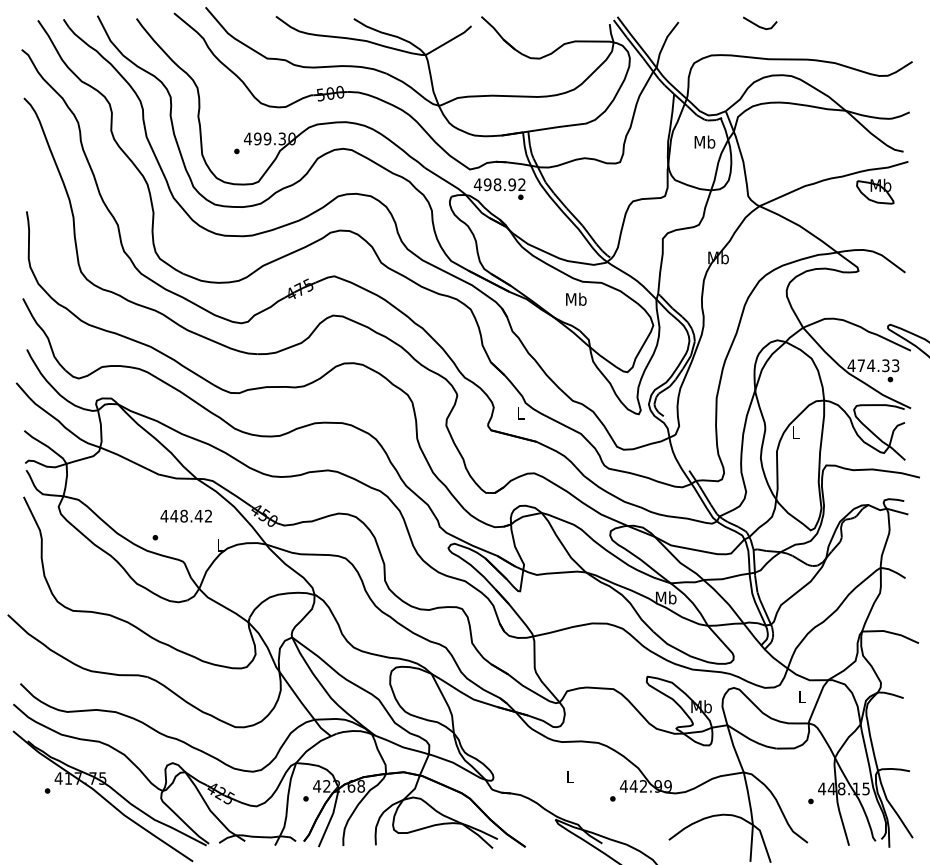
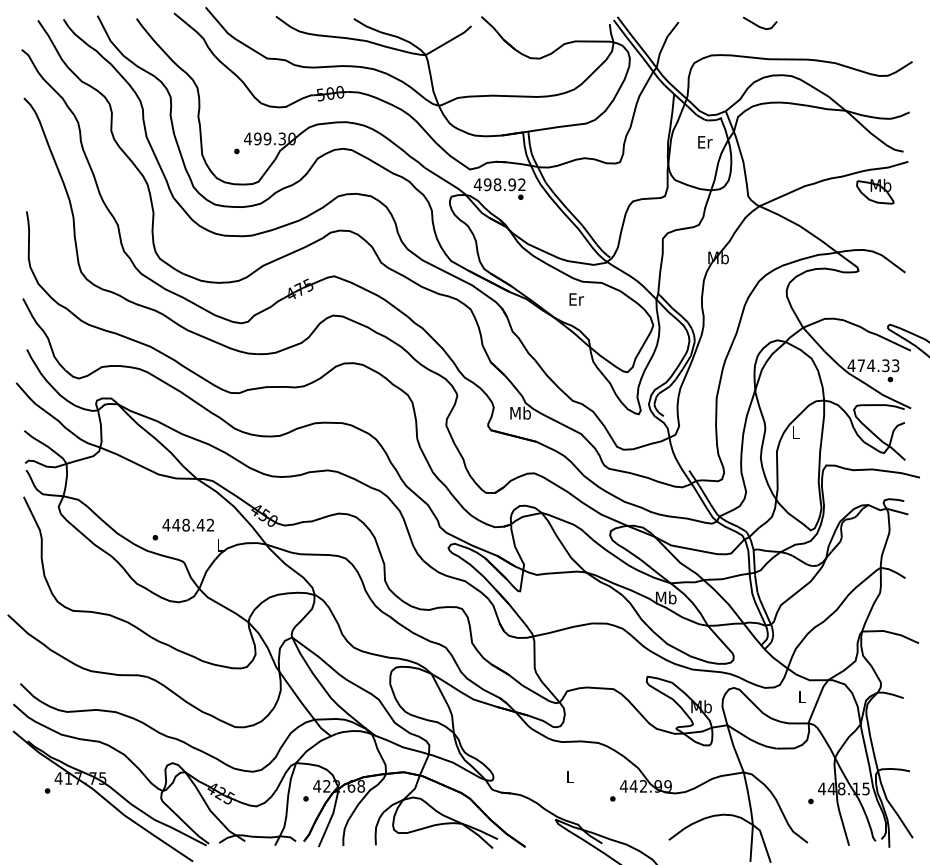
text: Mb -> Er (704, 141)
text: Mb -> Er (576, 298)
text: L -> Mb (520, 412)
text position: (185, 515) -> (187, 524) (187, 524)
